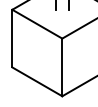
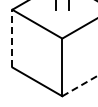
line: solid -> dashed (12, 38)
line: solid -> dashed (80, 85)
